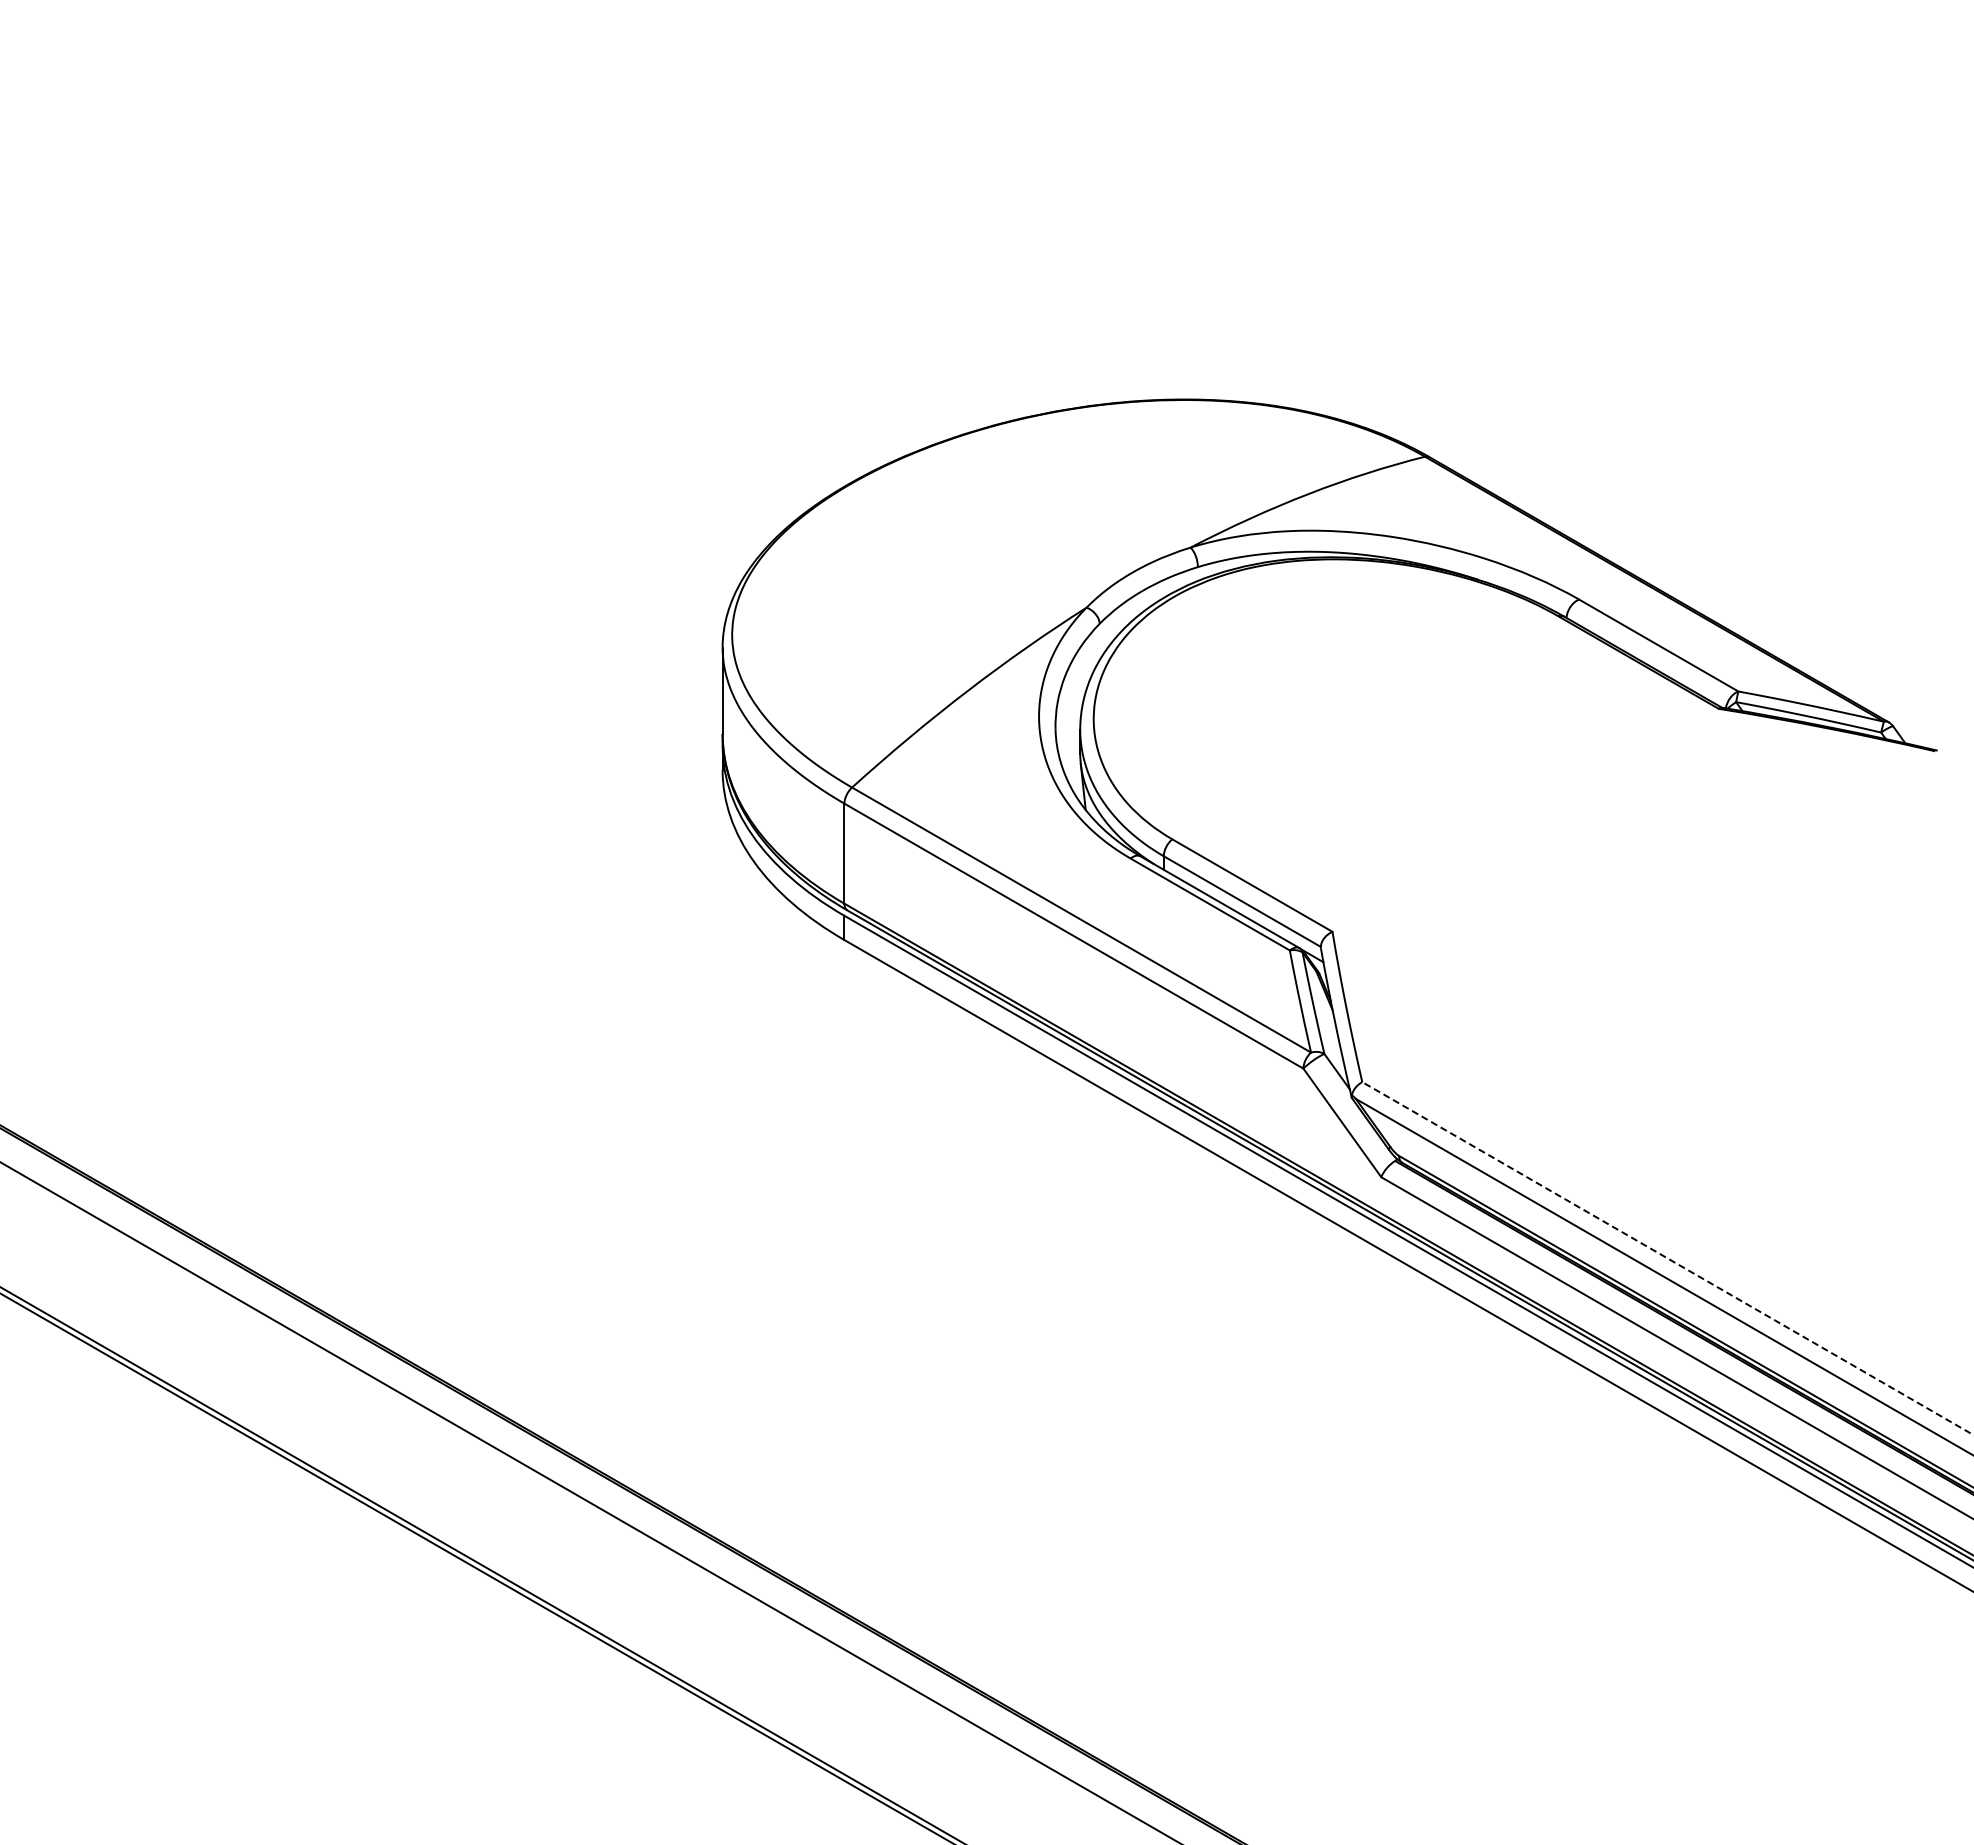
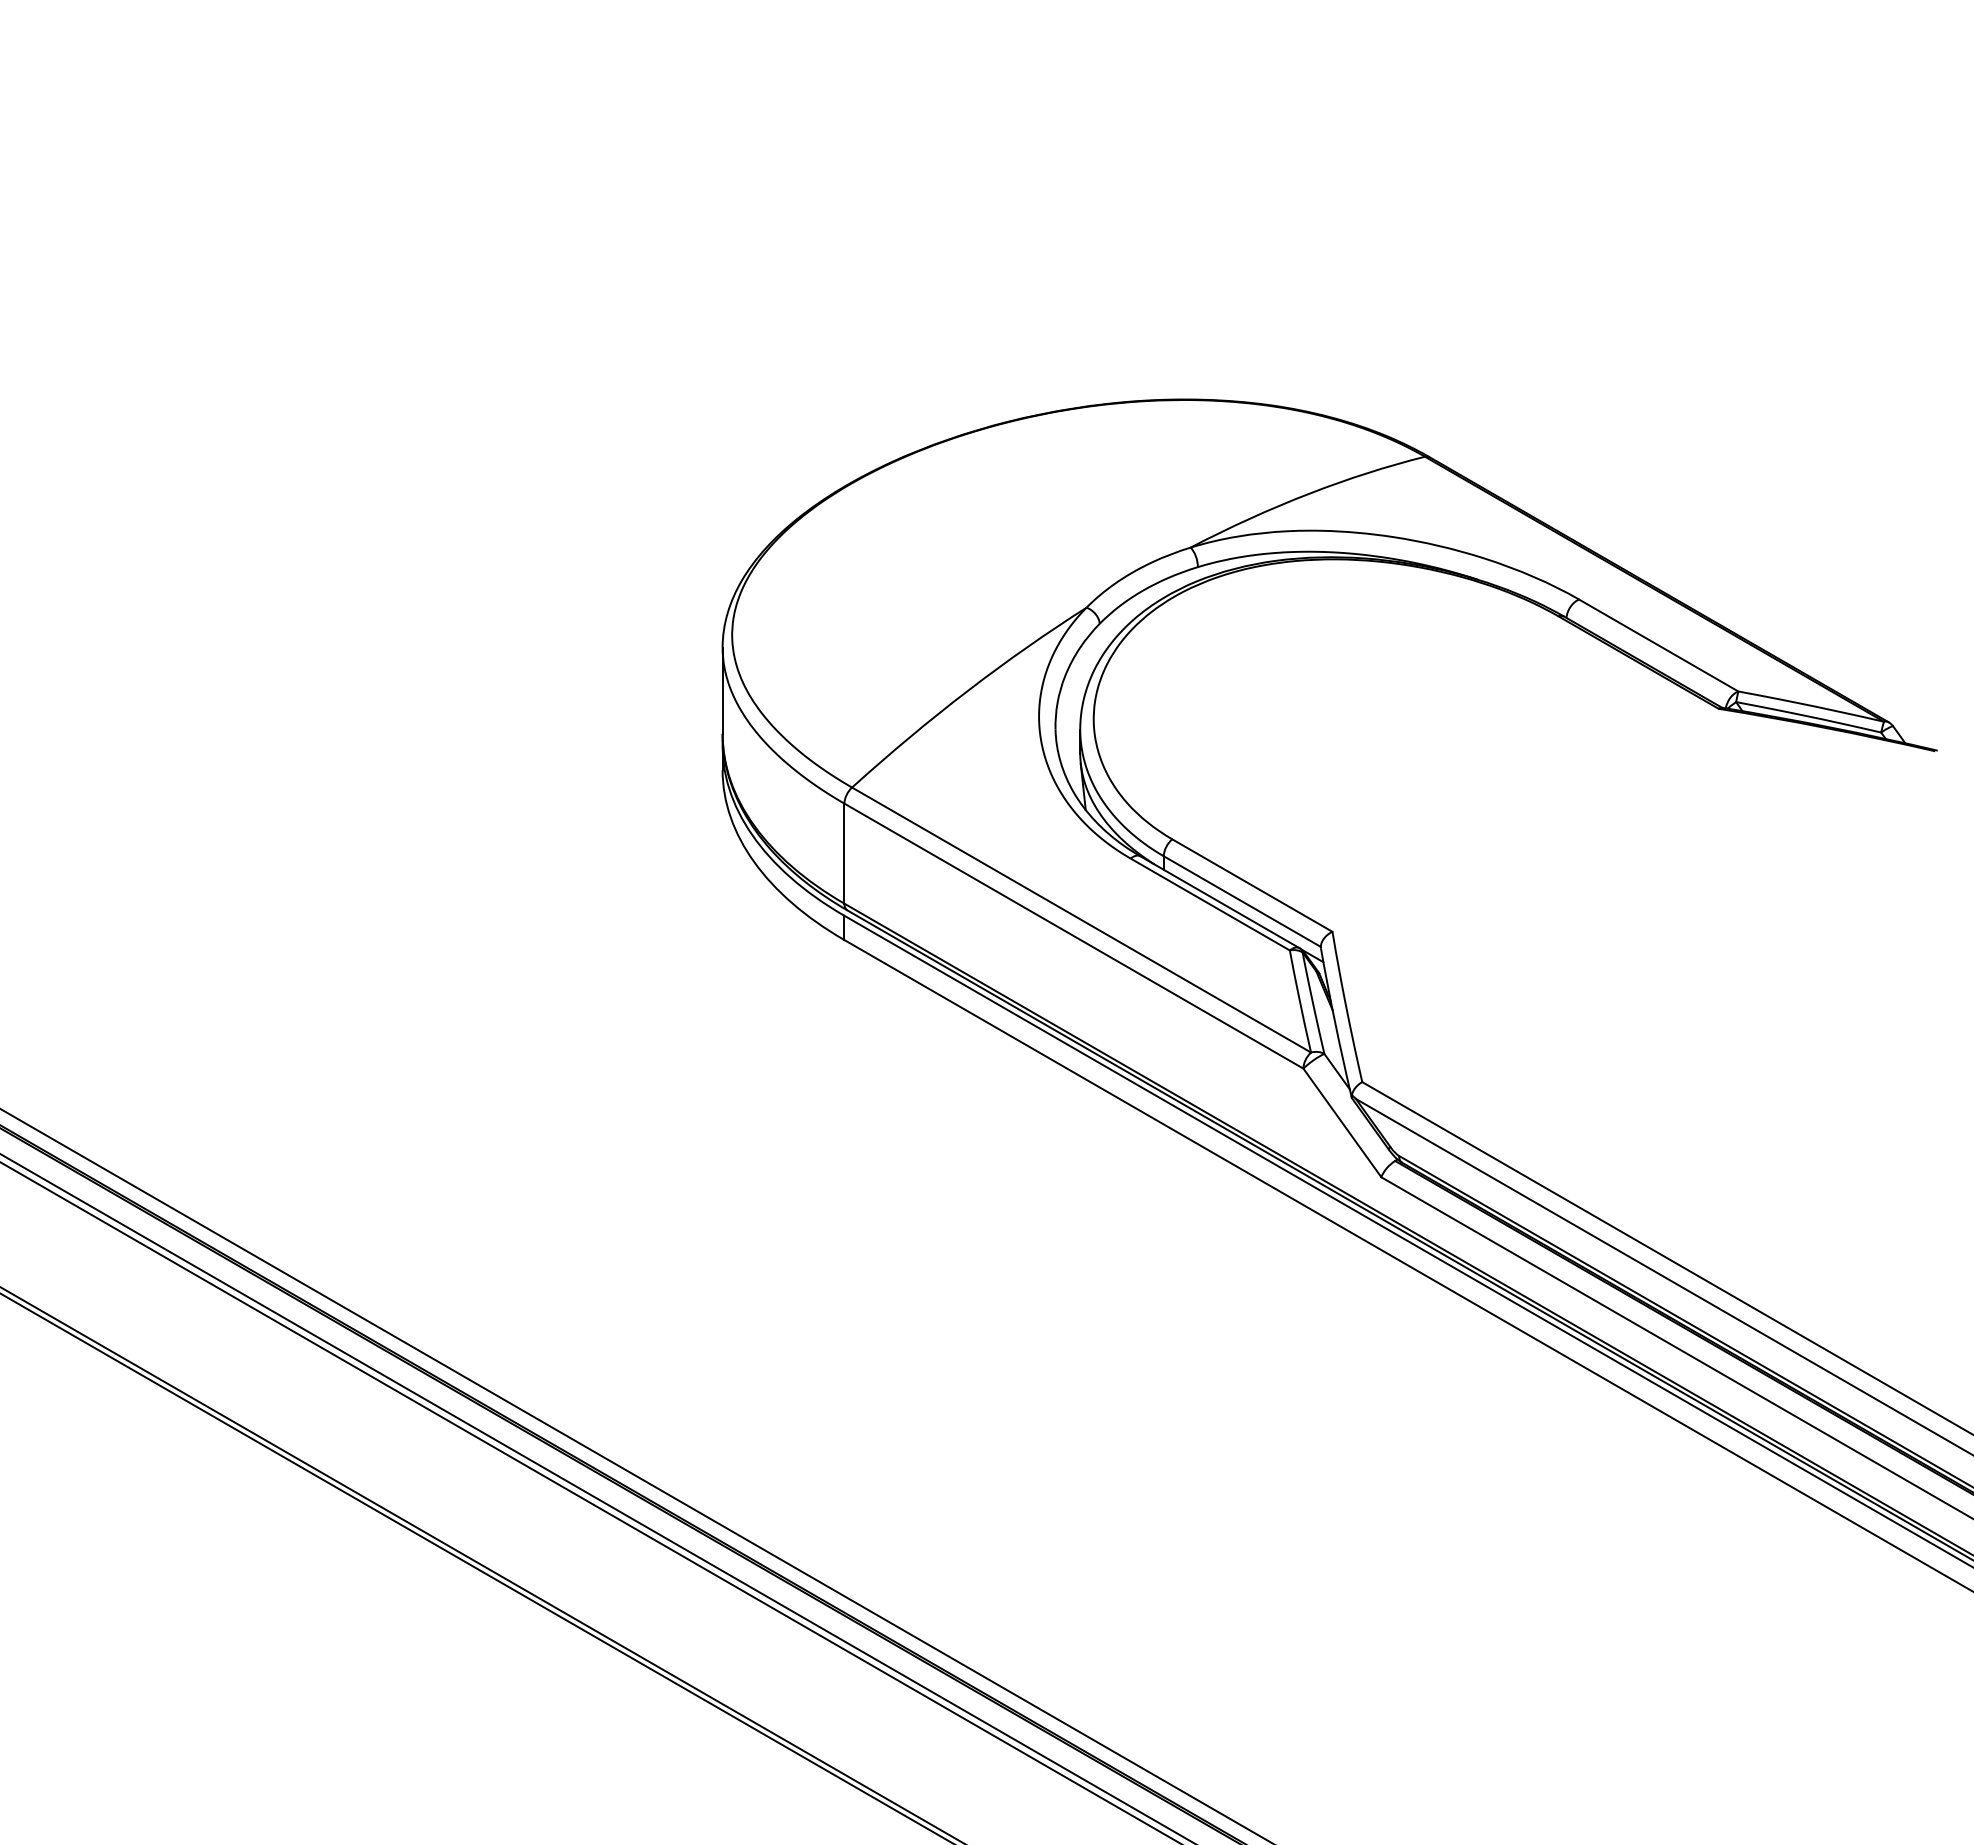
line: dashed -> solid (1667, 1258)
line: none -> present (635, 1475)
line: none -> present (596, 1498)
